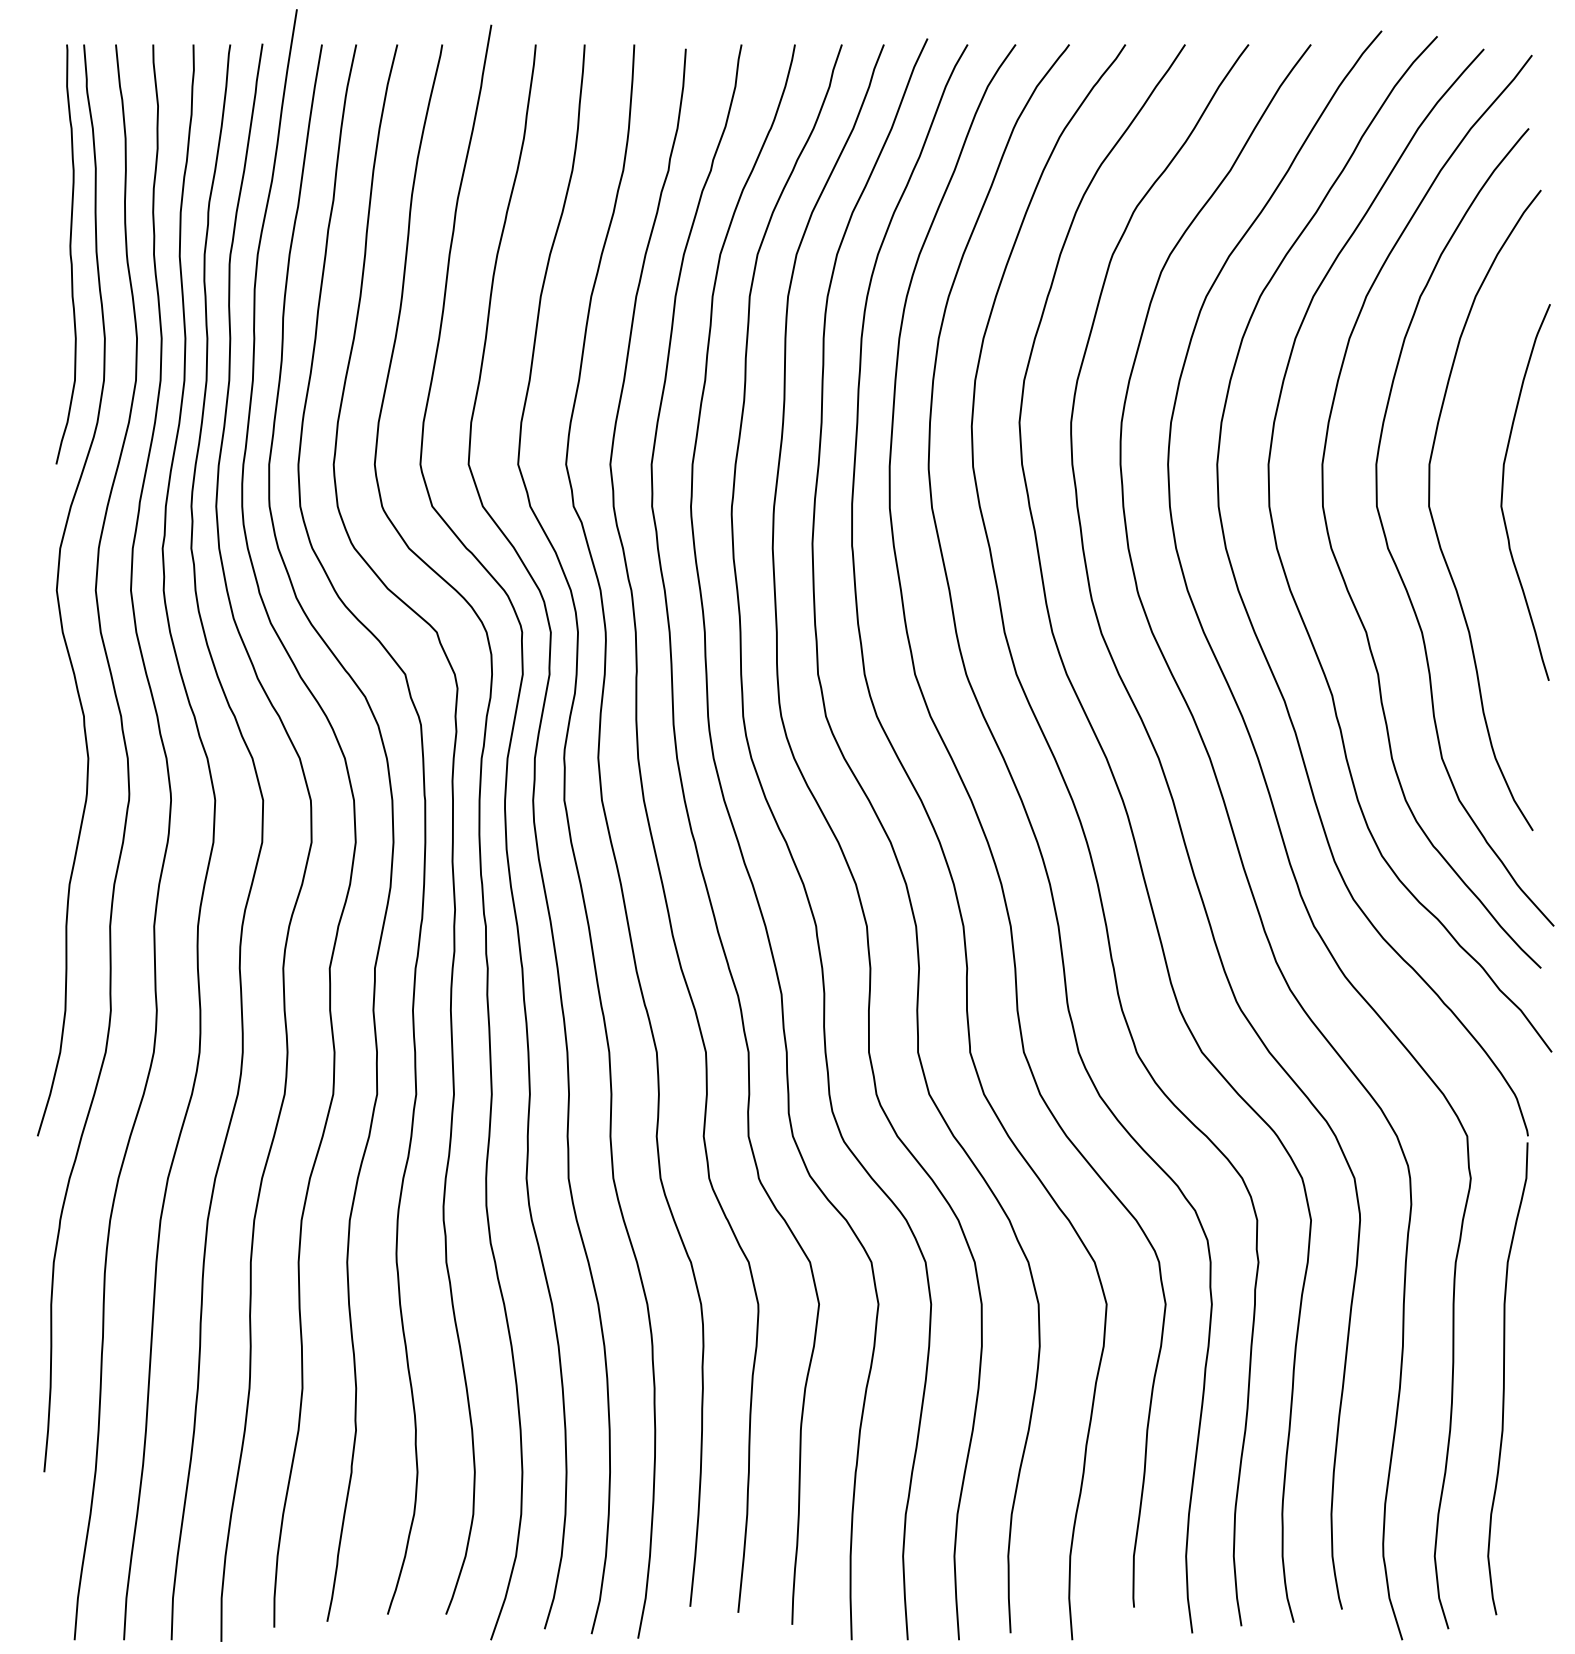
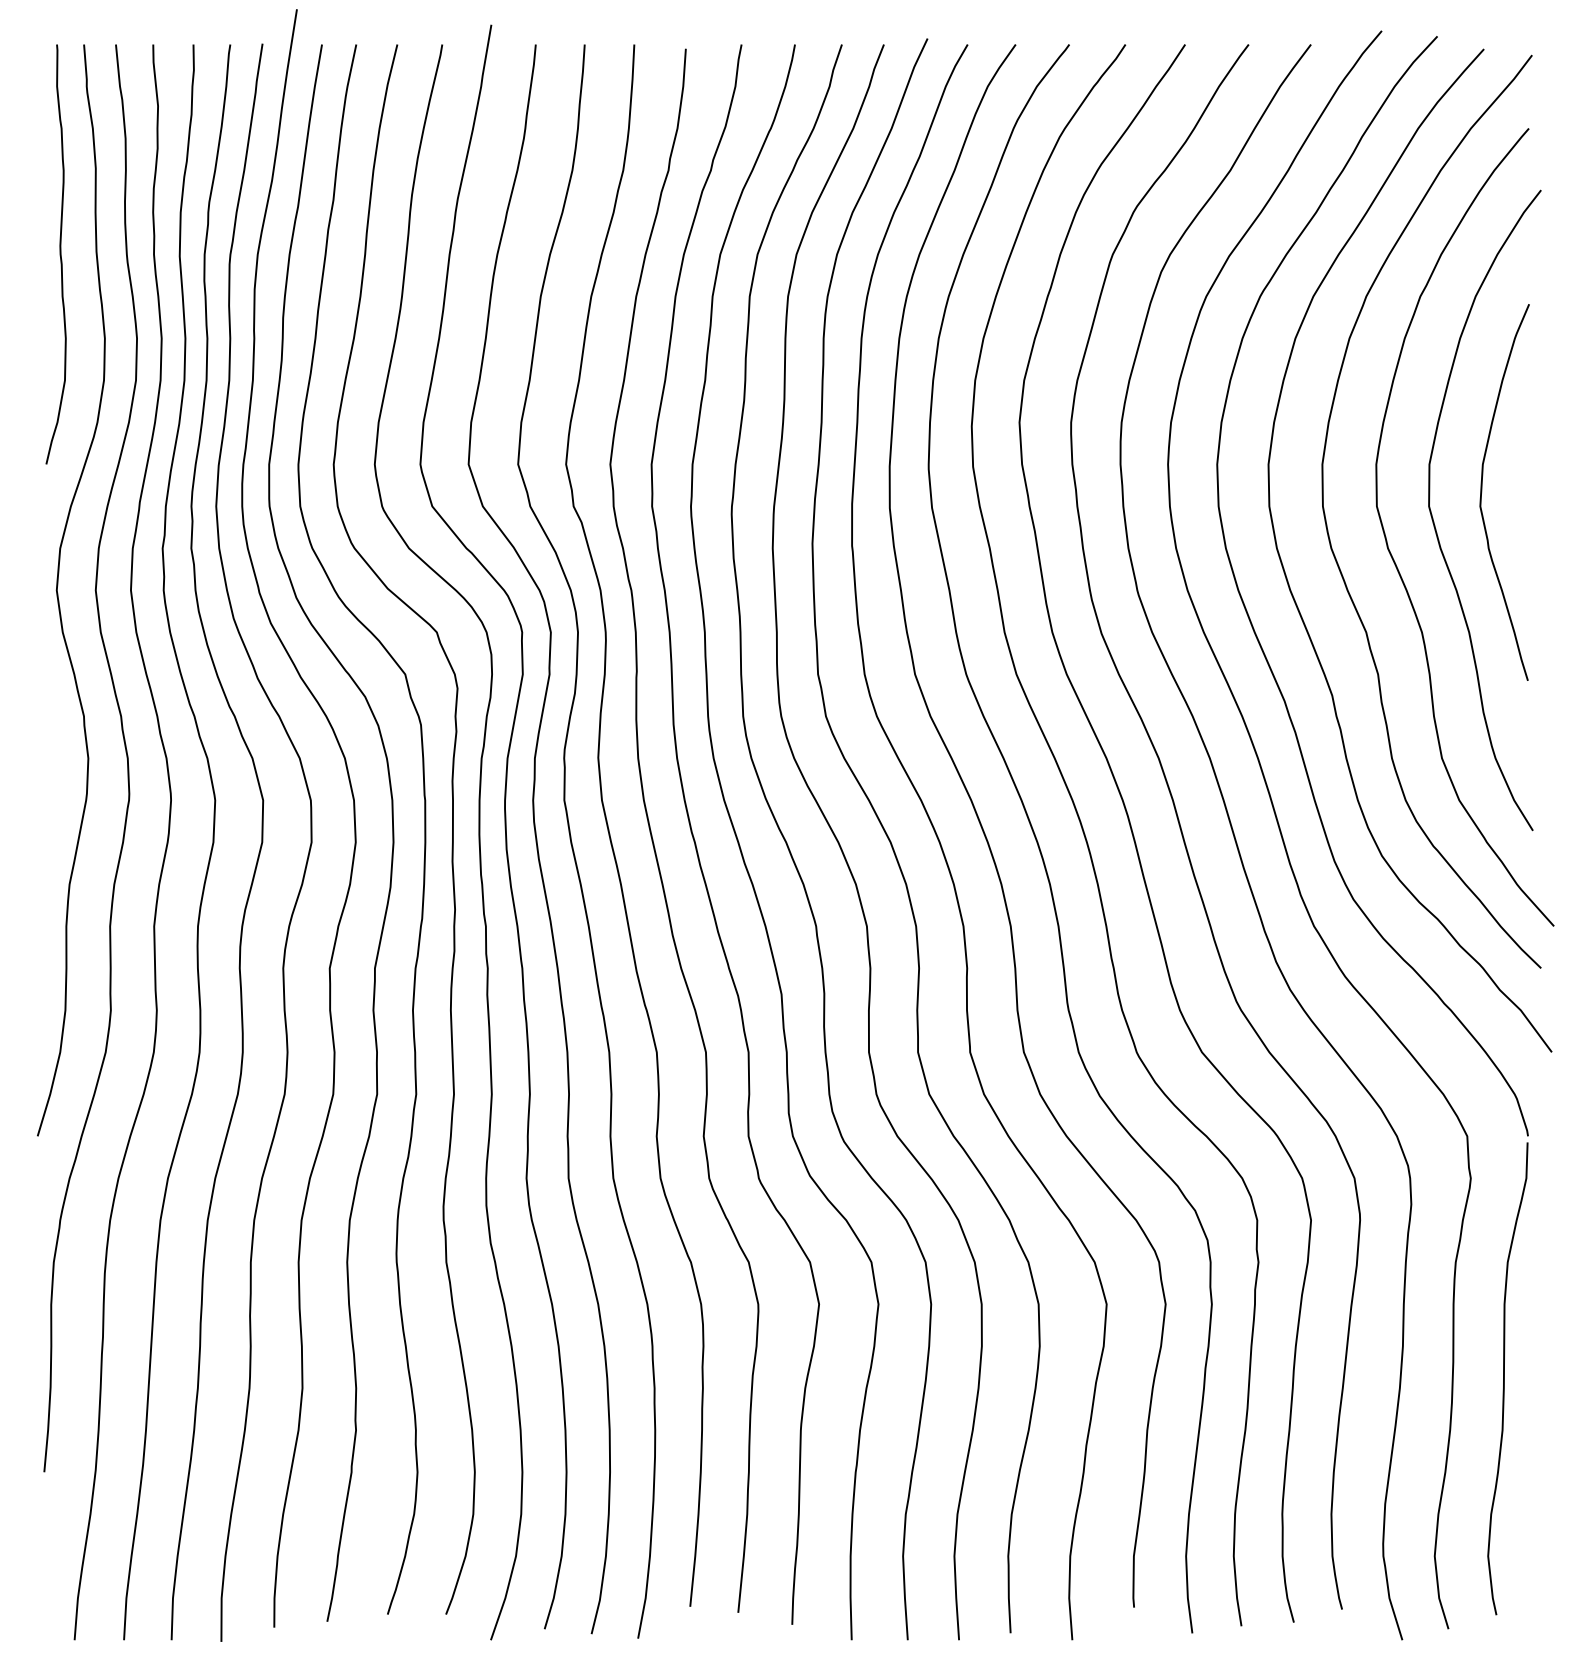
curve position: (69, 254) -> (59, 254) (59, 254)
curve position: (1503, 492) -> (1482, 492) (1482, 492)
